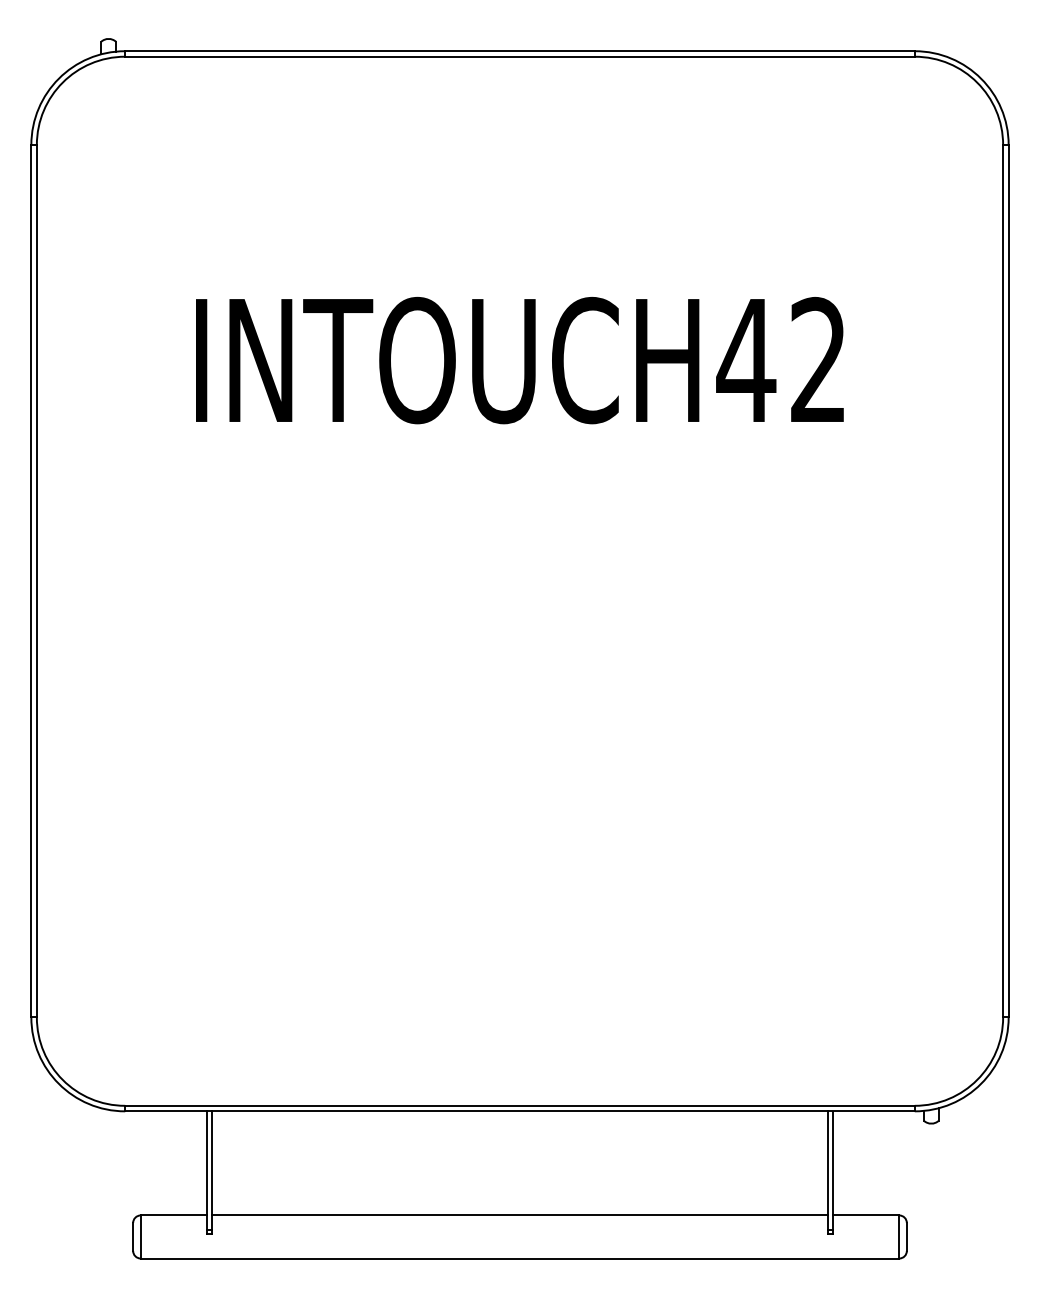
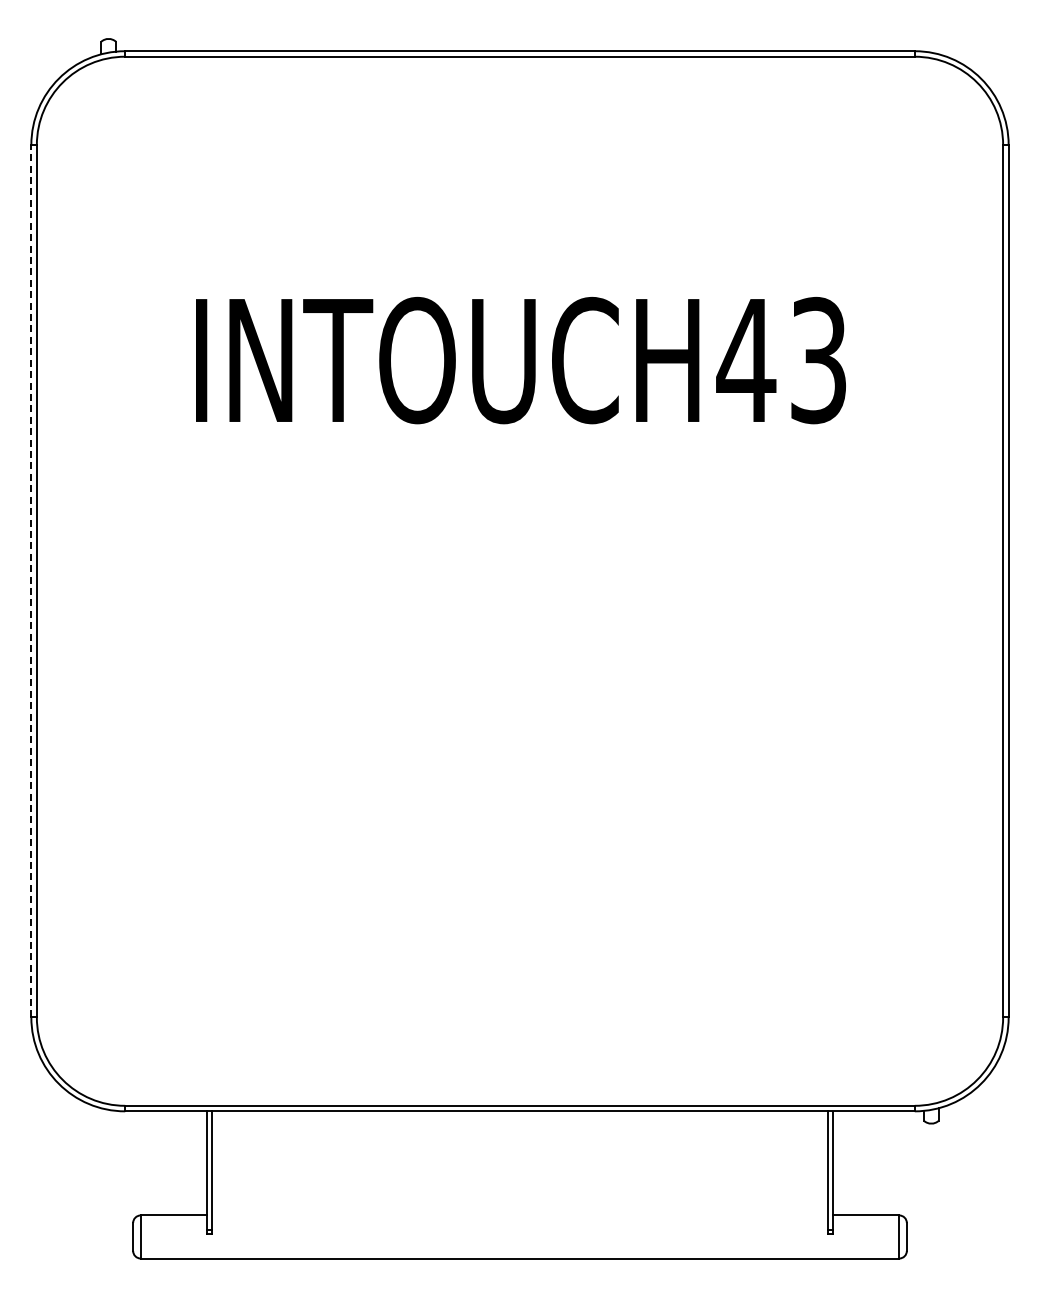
text: INTOUCH42 -> INTOUCH43 (818, 360)
line: solid -> dashed (31, 580)
line: present -> none (519, 1214)
